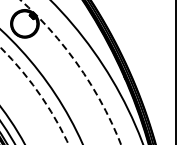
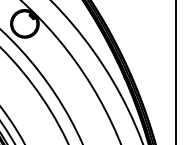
arc: dashed -> solid (78, 66)
circle: dashed -> solid (34, 95)
